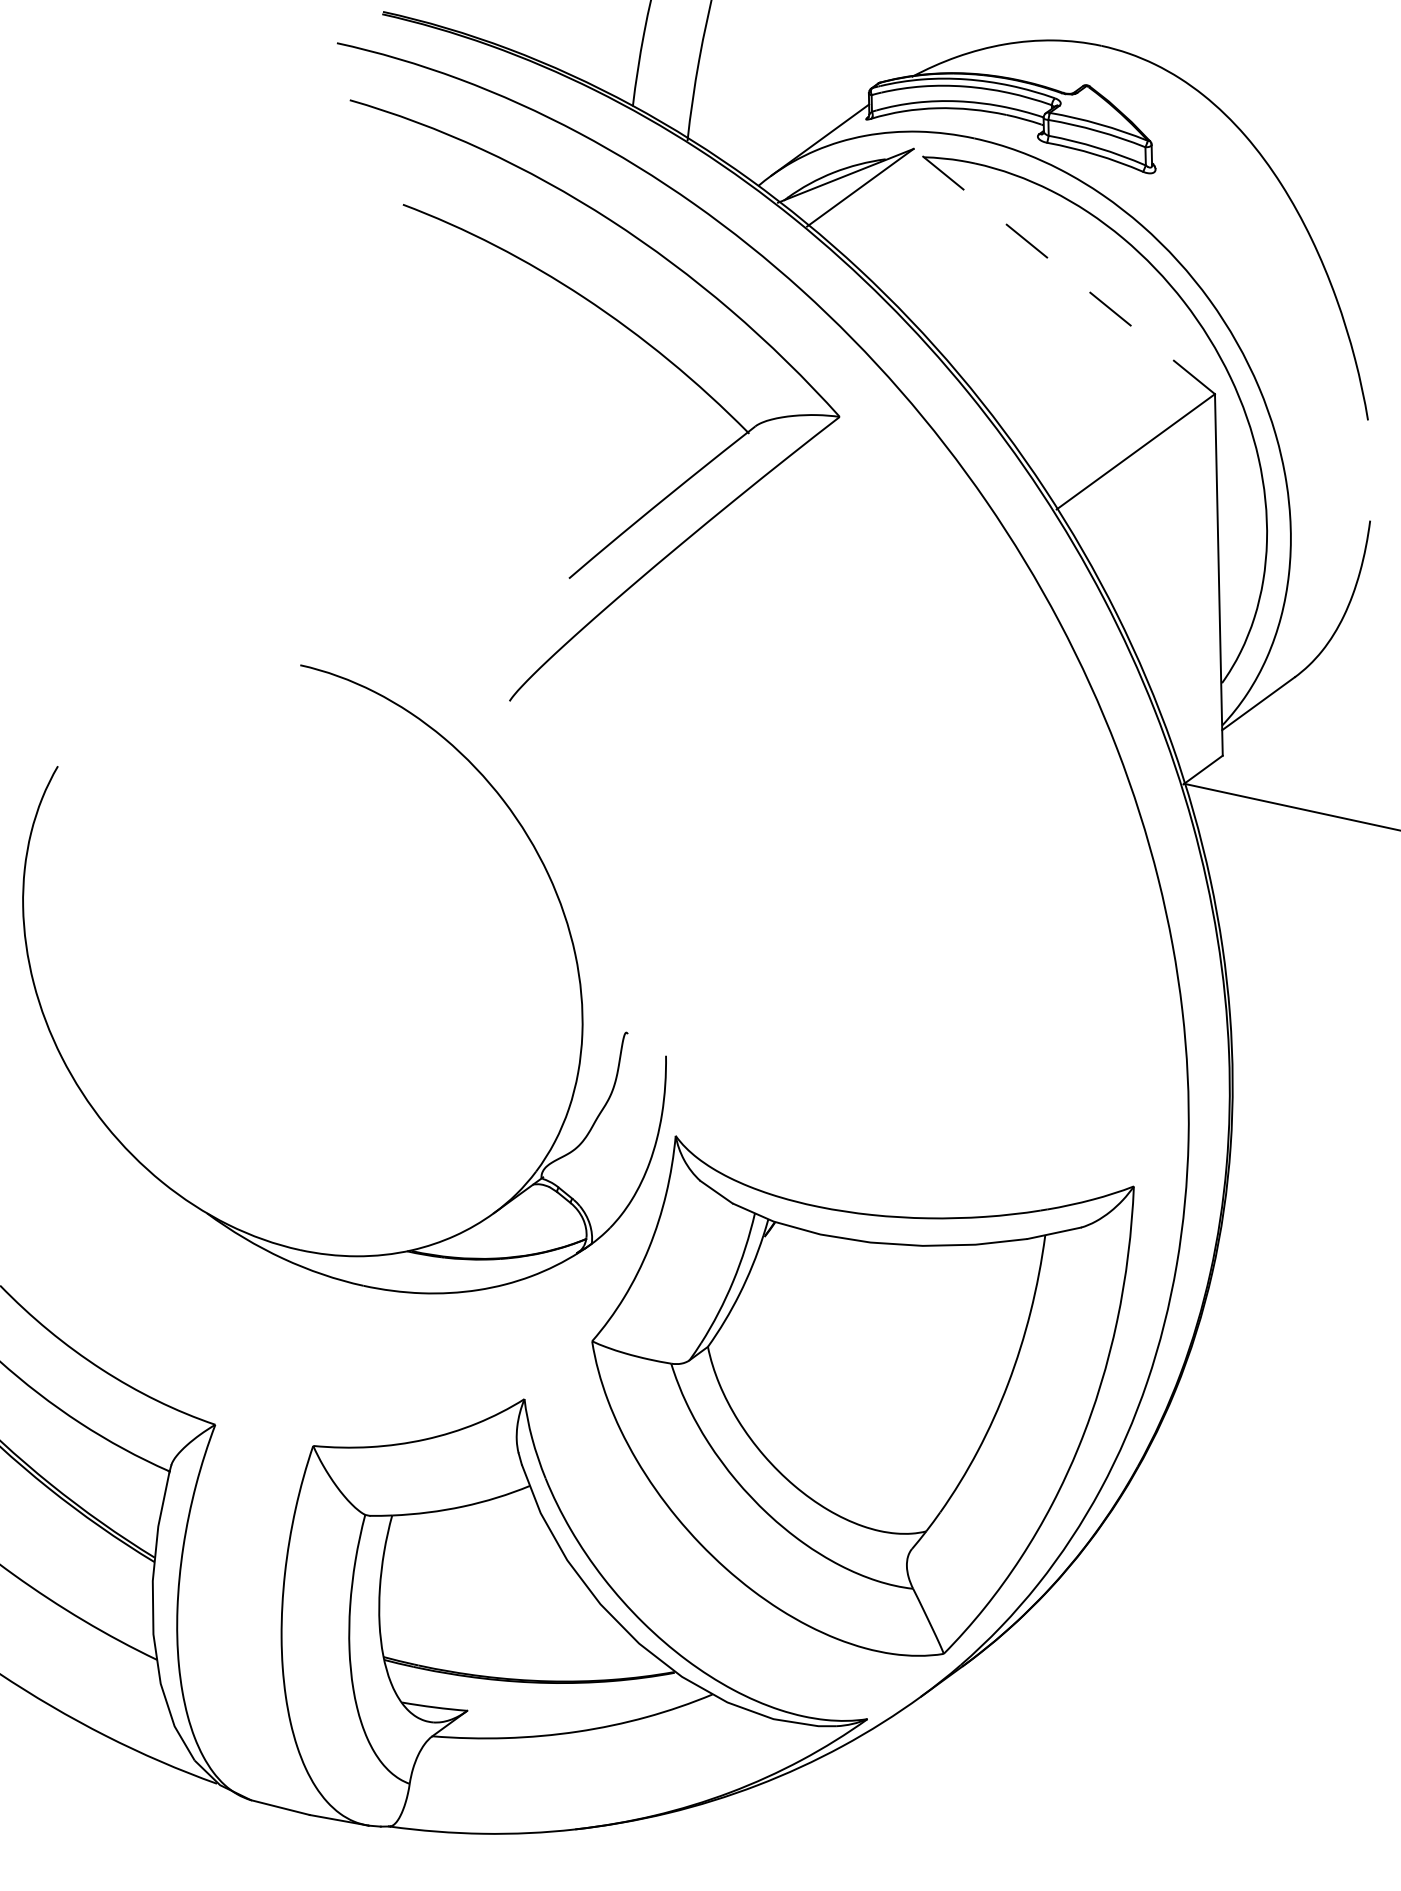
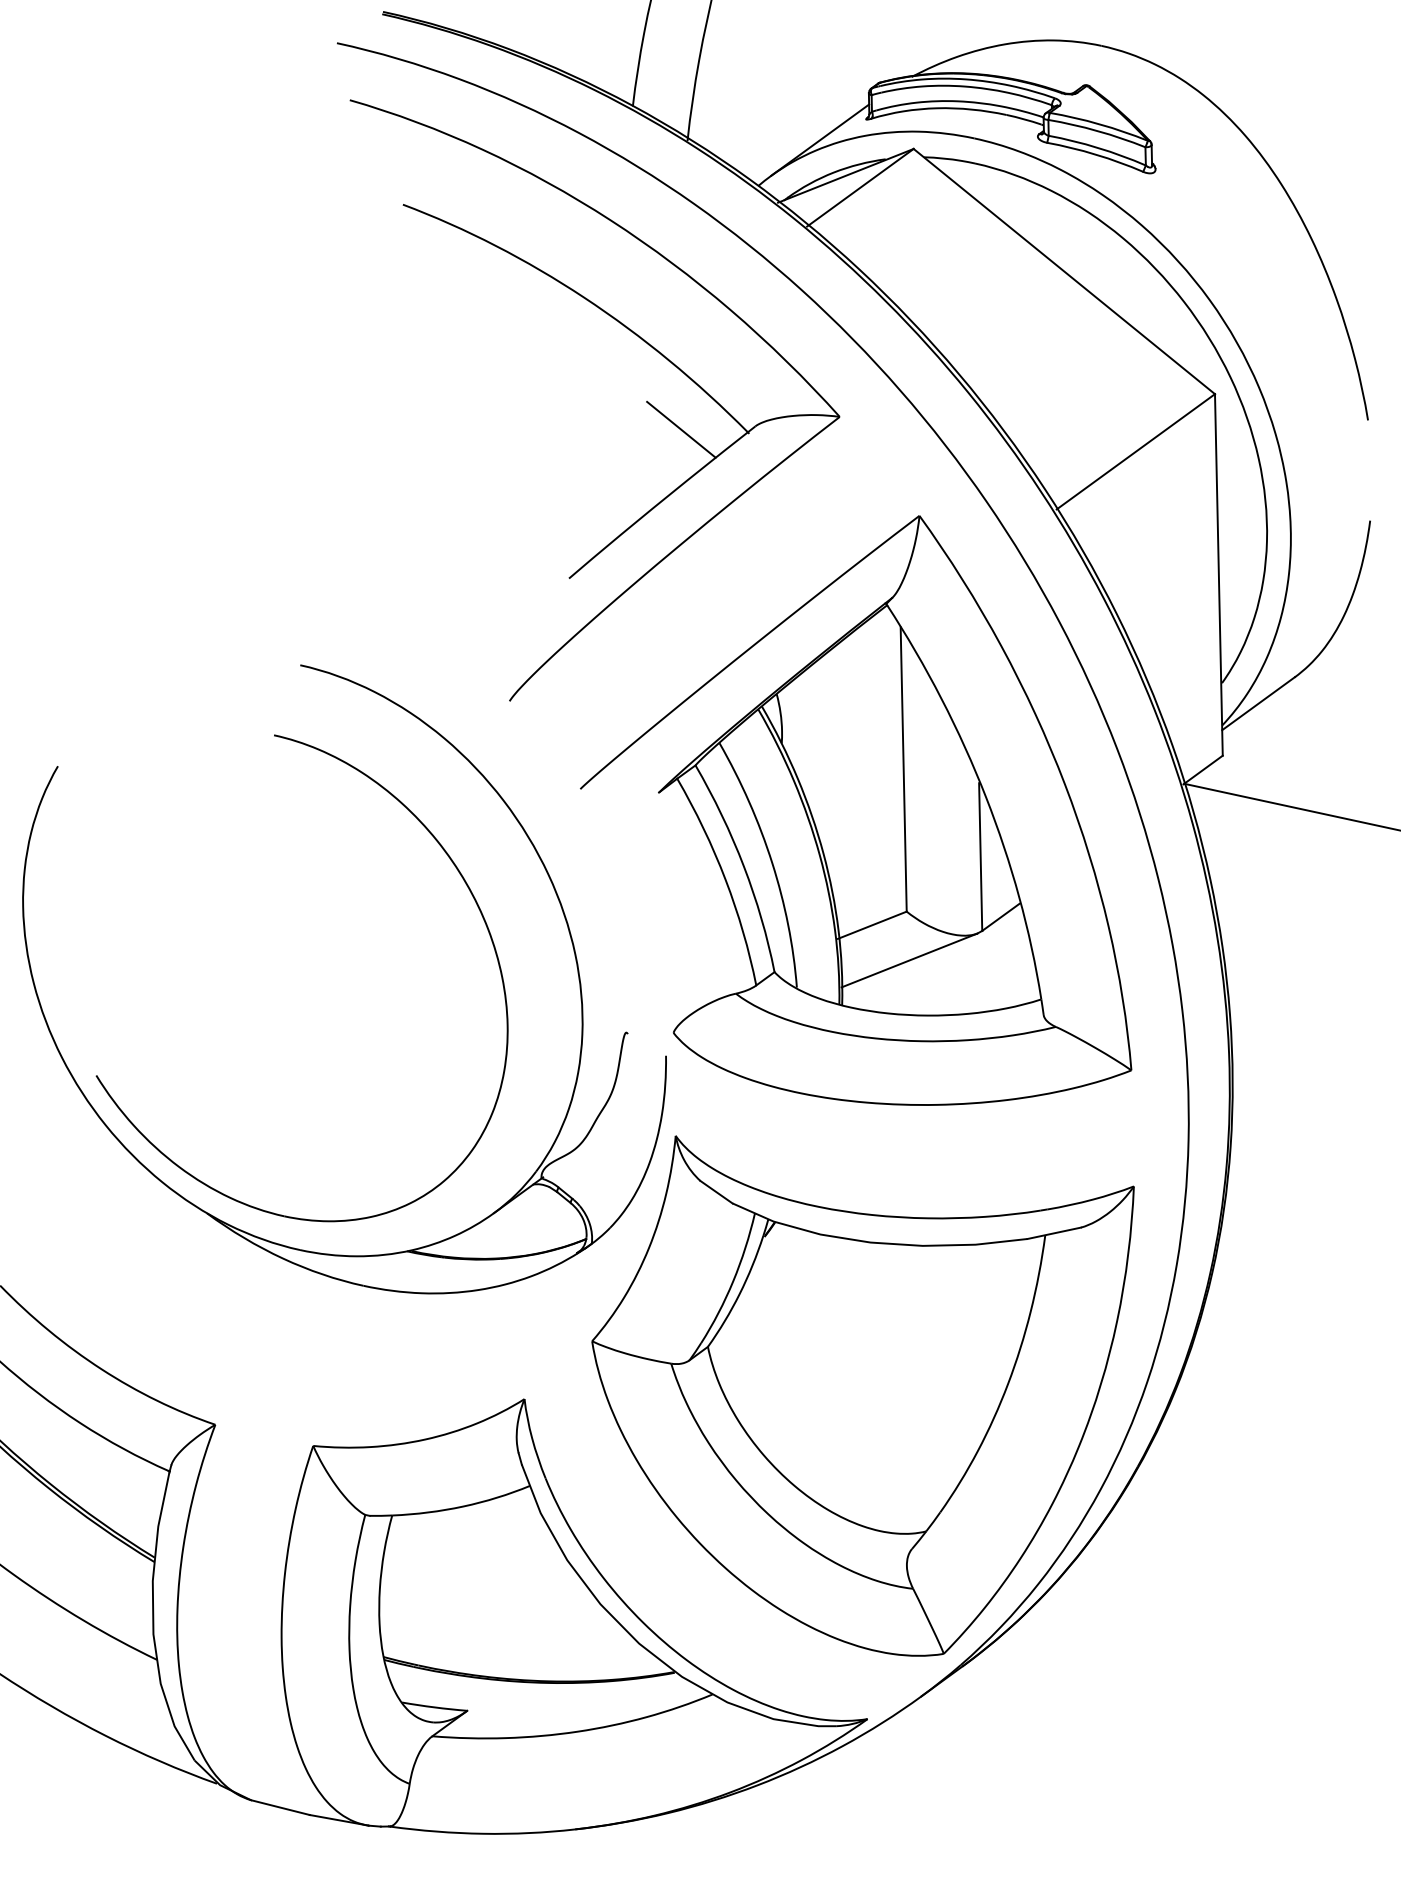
line: dashed -> solid (1063, 271)
line: none -> present (681, 429)
part: none -> present (856, 810)
part: none -> present (465, 884)
